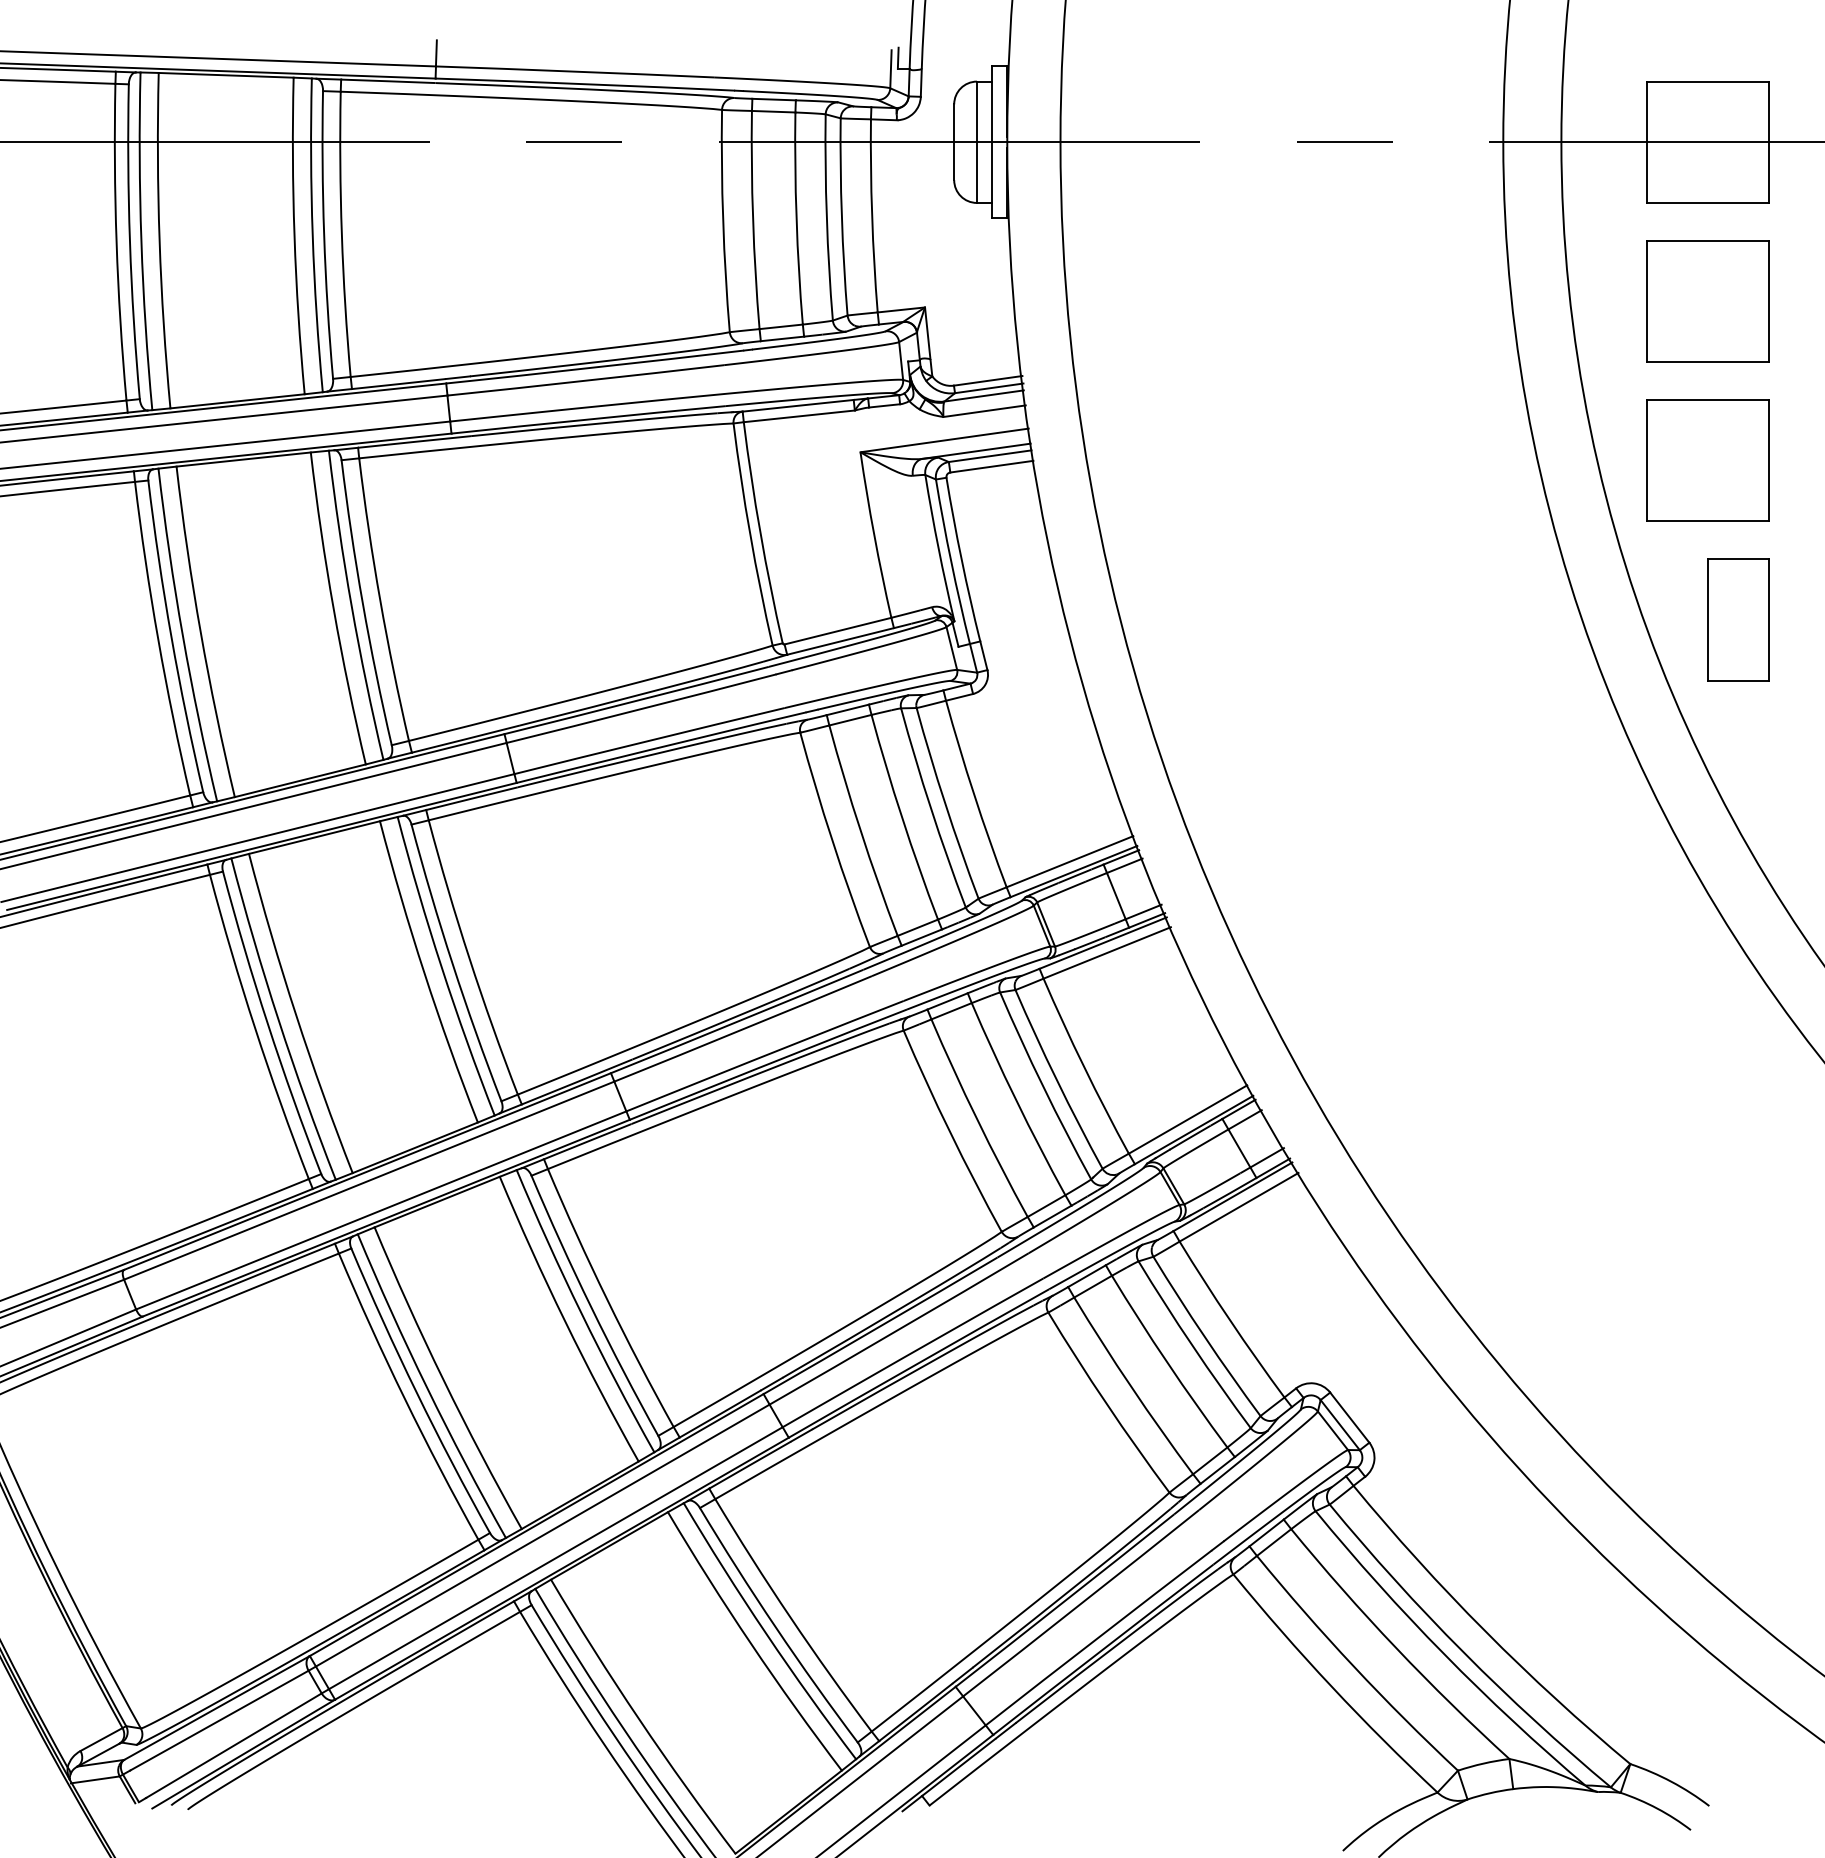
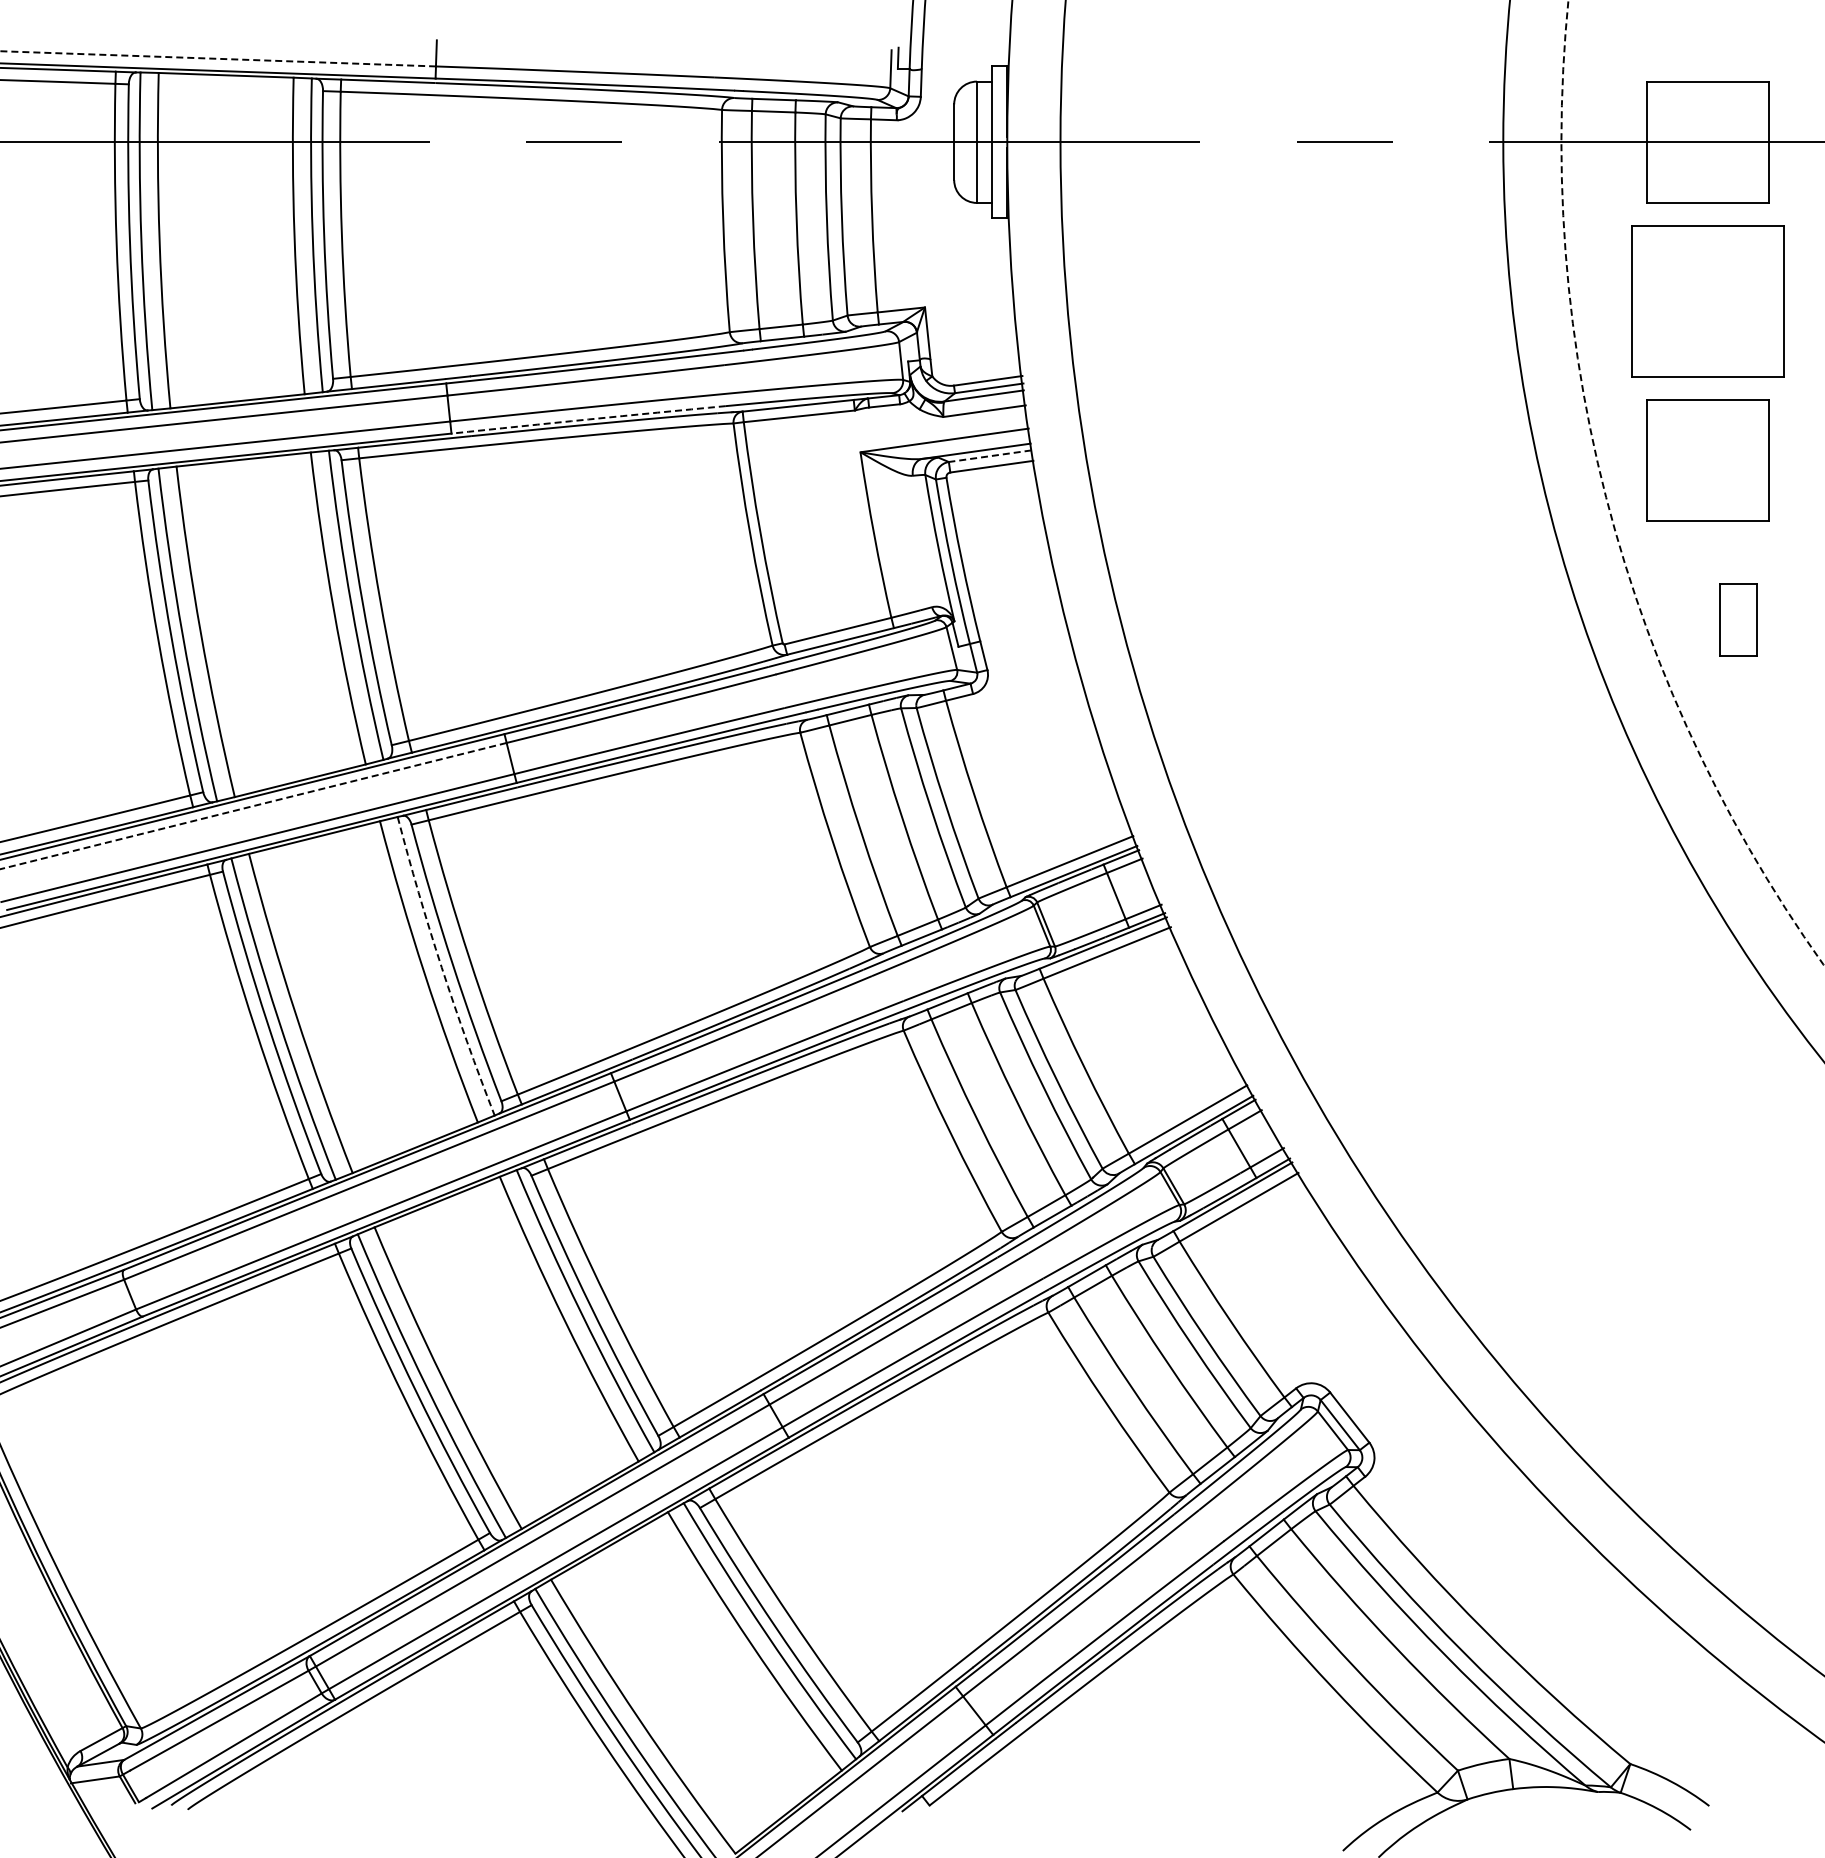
line: solid -> dashed (218, 58)
part size: 124x123 px -> 154x153 px (1707, 301)
arc: solid -> dashed (588, 419)
line: solid -> dashed (990, 456)
circle: solid -> dashed (1692, 483)
part size: 63x124 px -> 39x74 px (1738, 619)
line: solid -> dashed (253, 806)
arc: solid -> dashed (441, 967)
